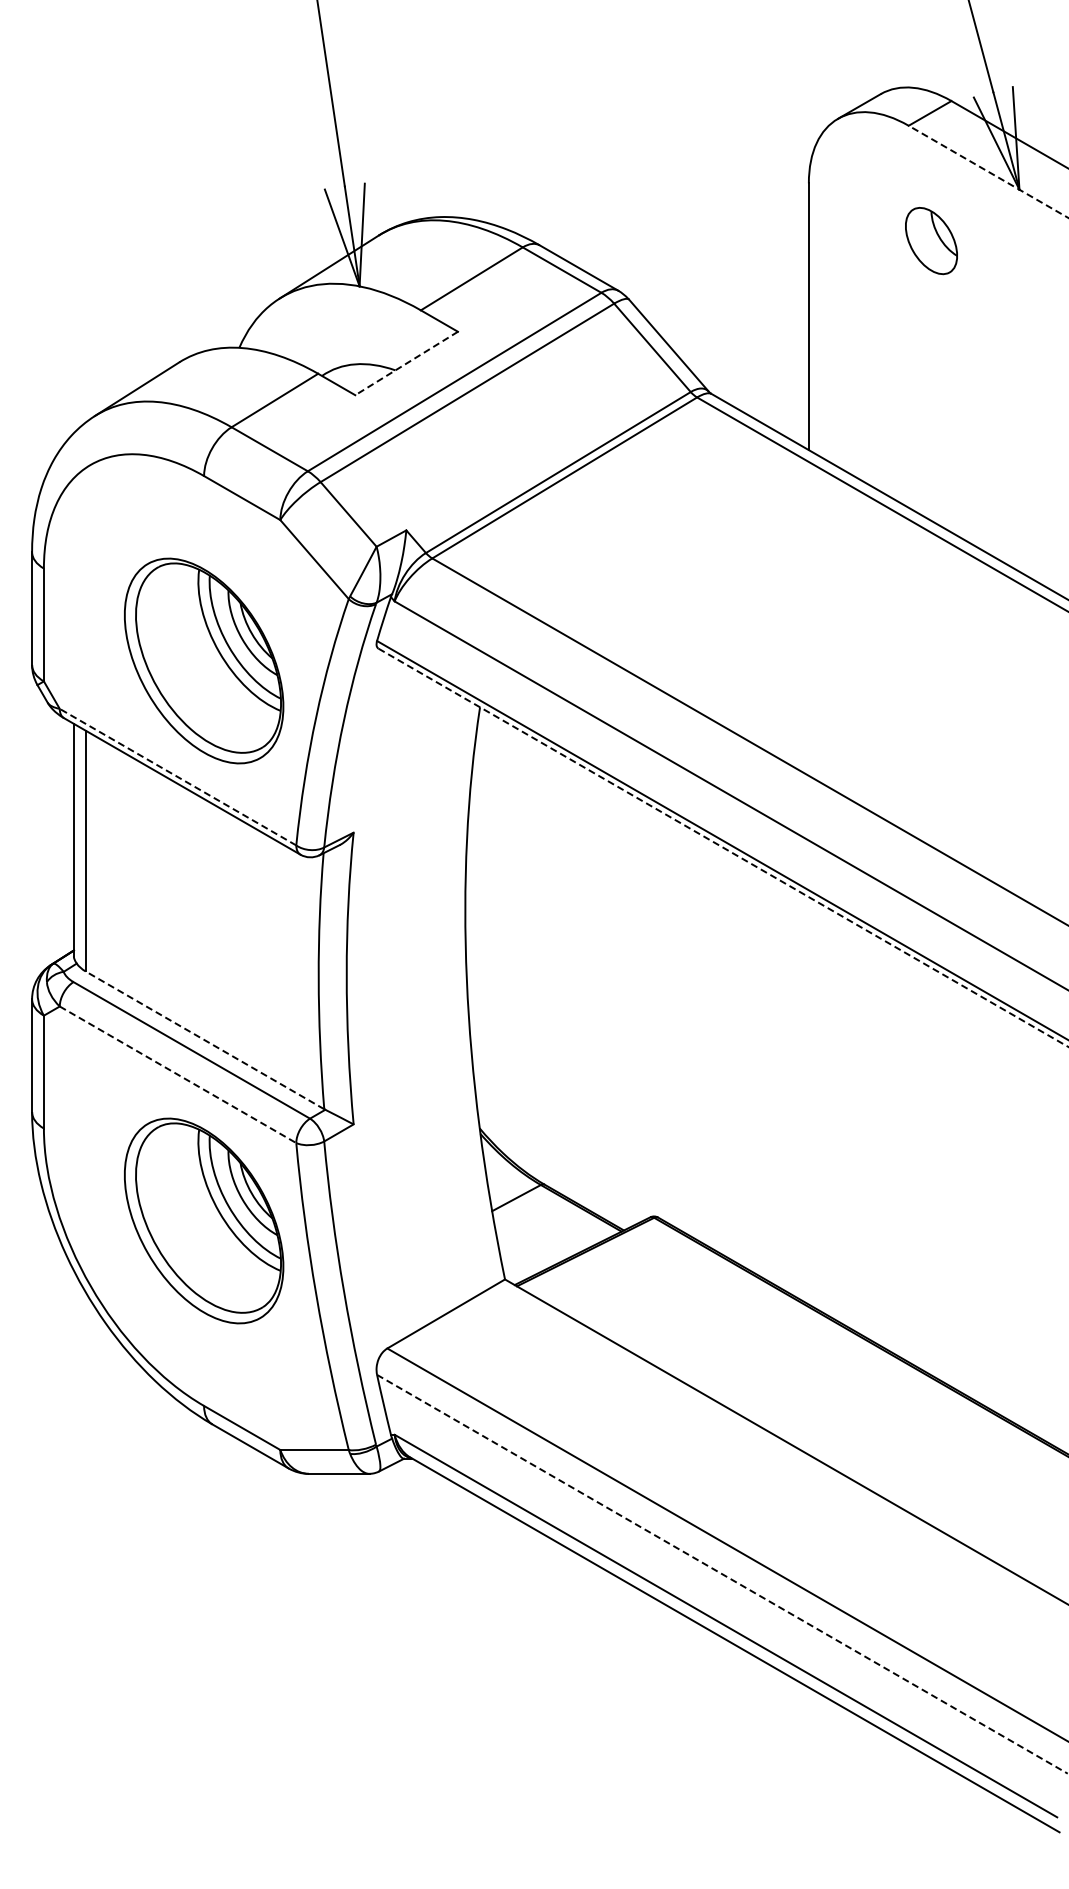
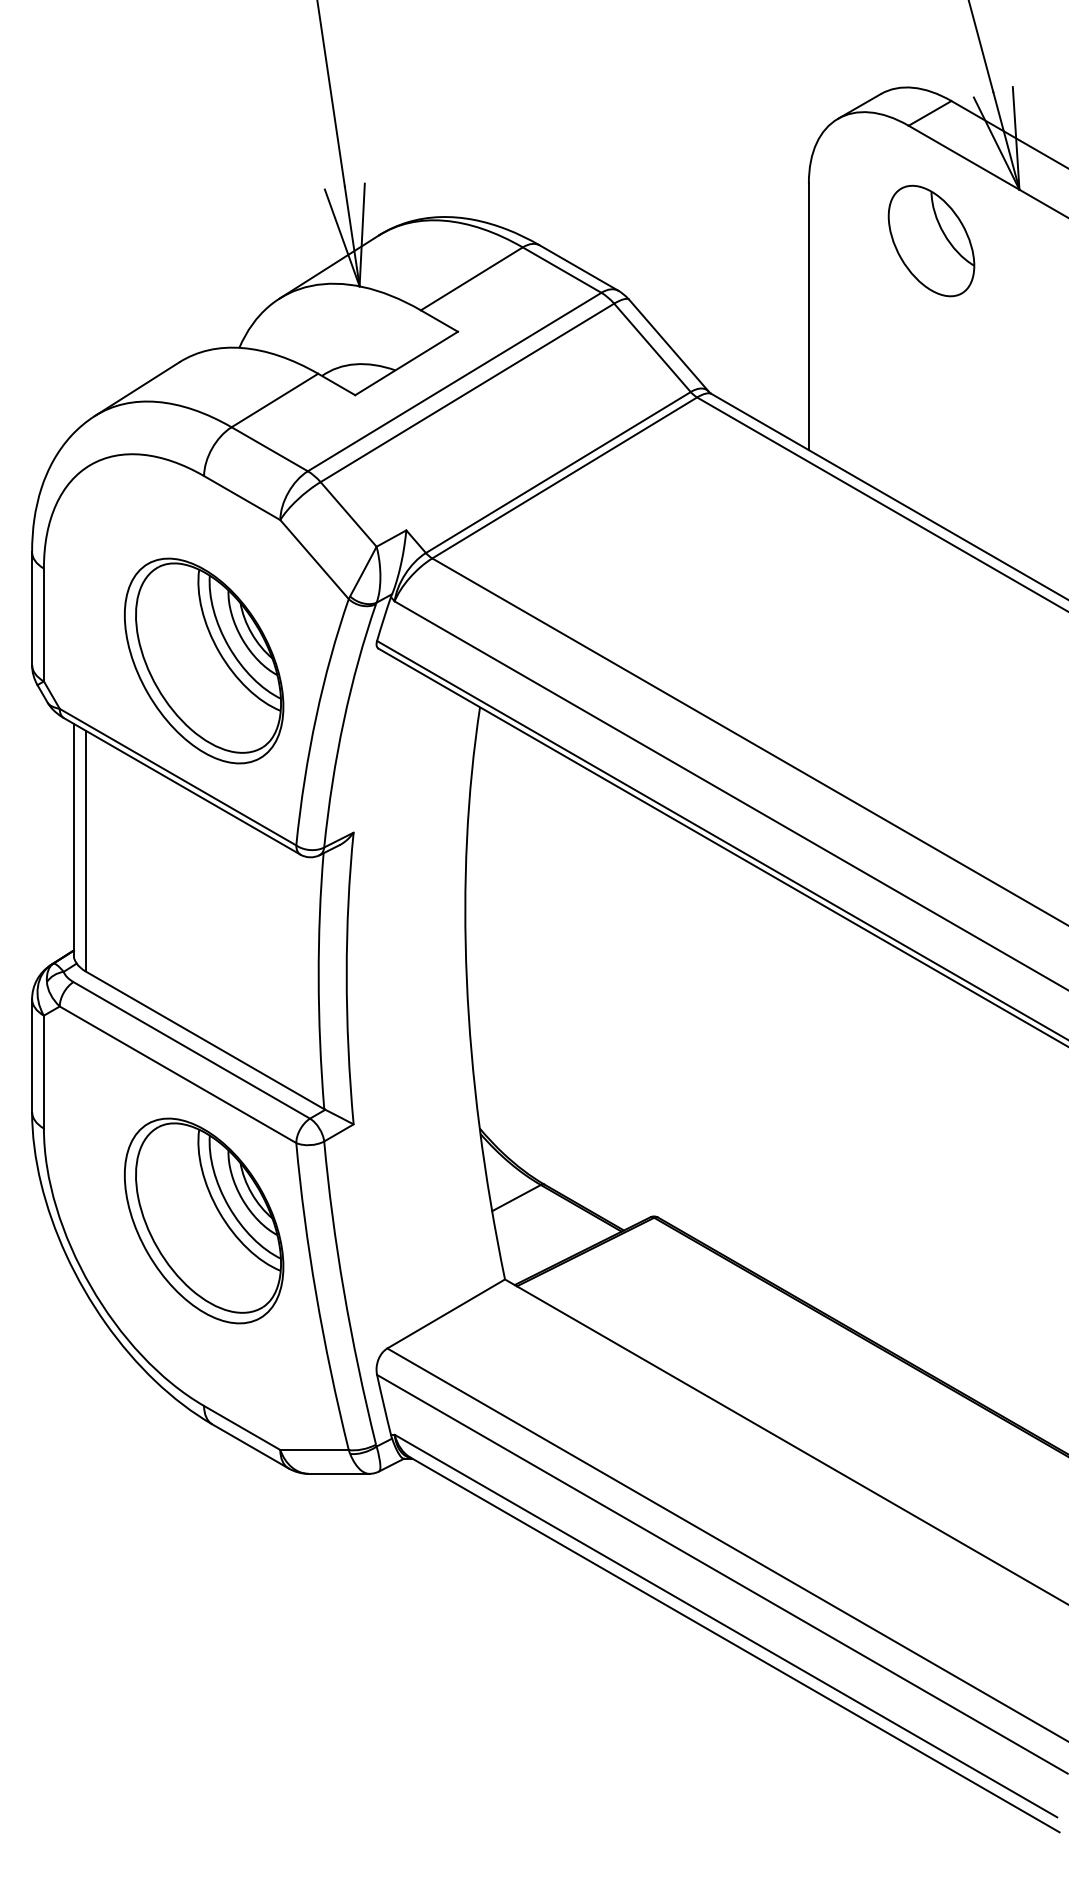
line: dashed -> solid (988, 171)
part size: 53x69 px -> 89x114 px (931, 240)
line: dashed -> solid (406, 363)
line: dashed -> solid (178, 777)
line: dashed -> solid (724, 848)
line: dashed -> solid (205, 1040)
line: dashed -> solid (178, 1074)
line: dashed -> solid (722, 1574)
